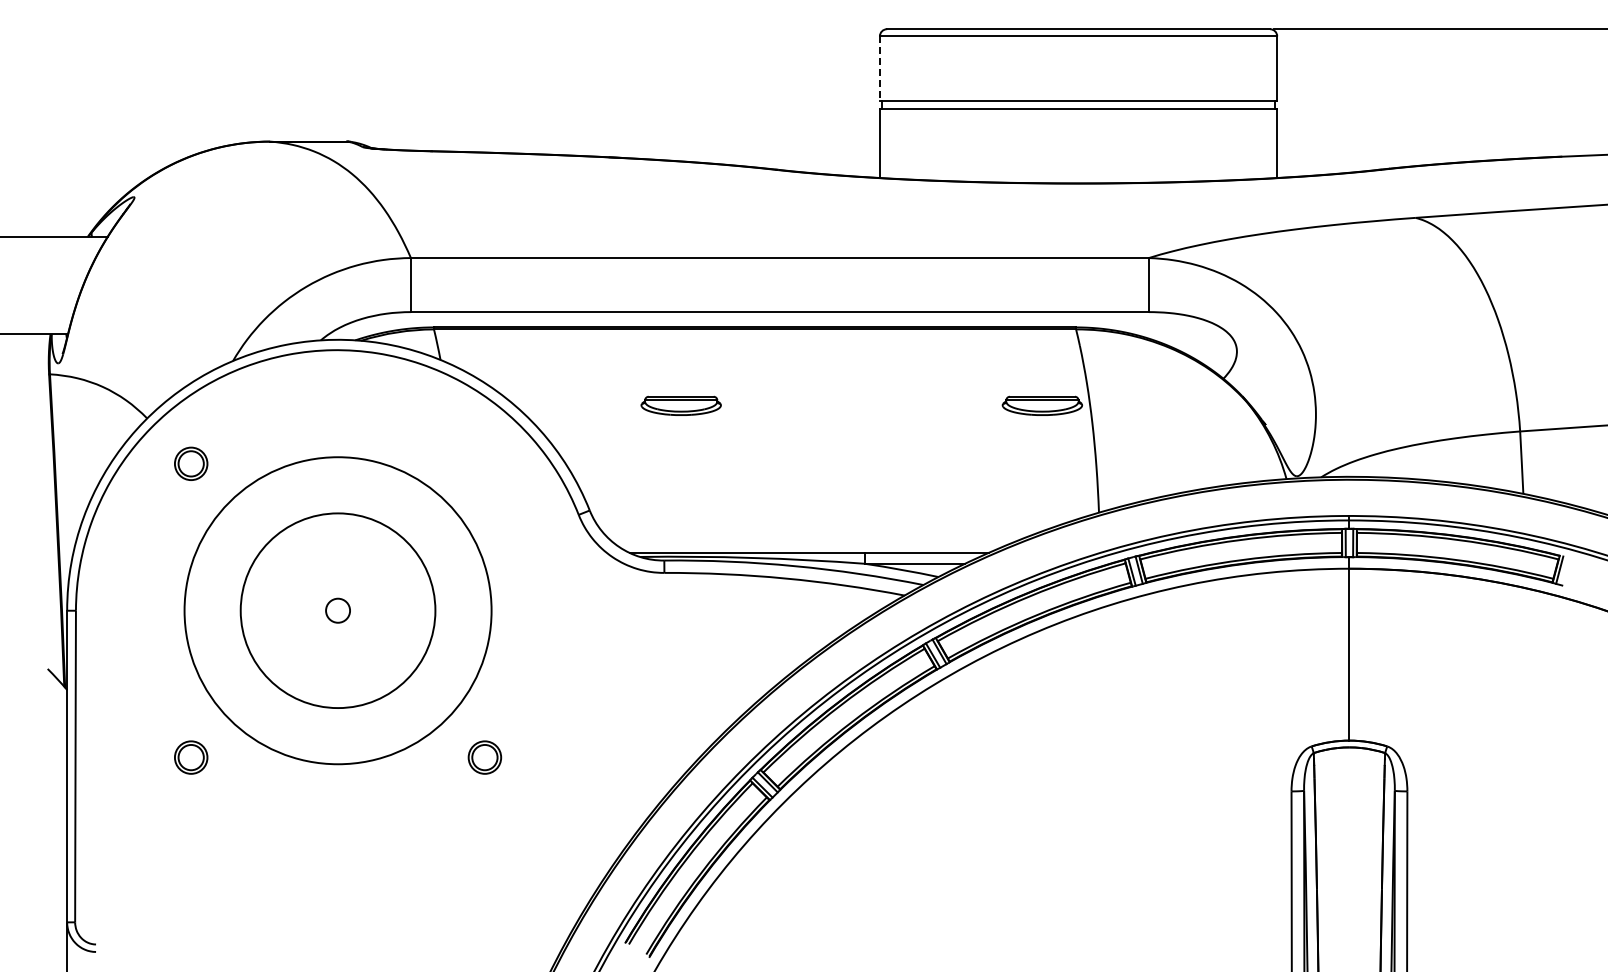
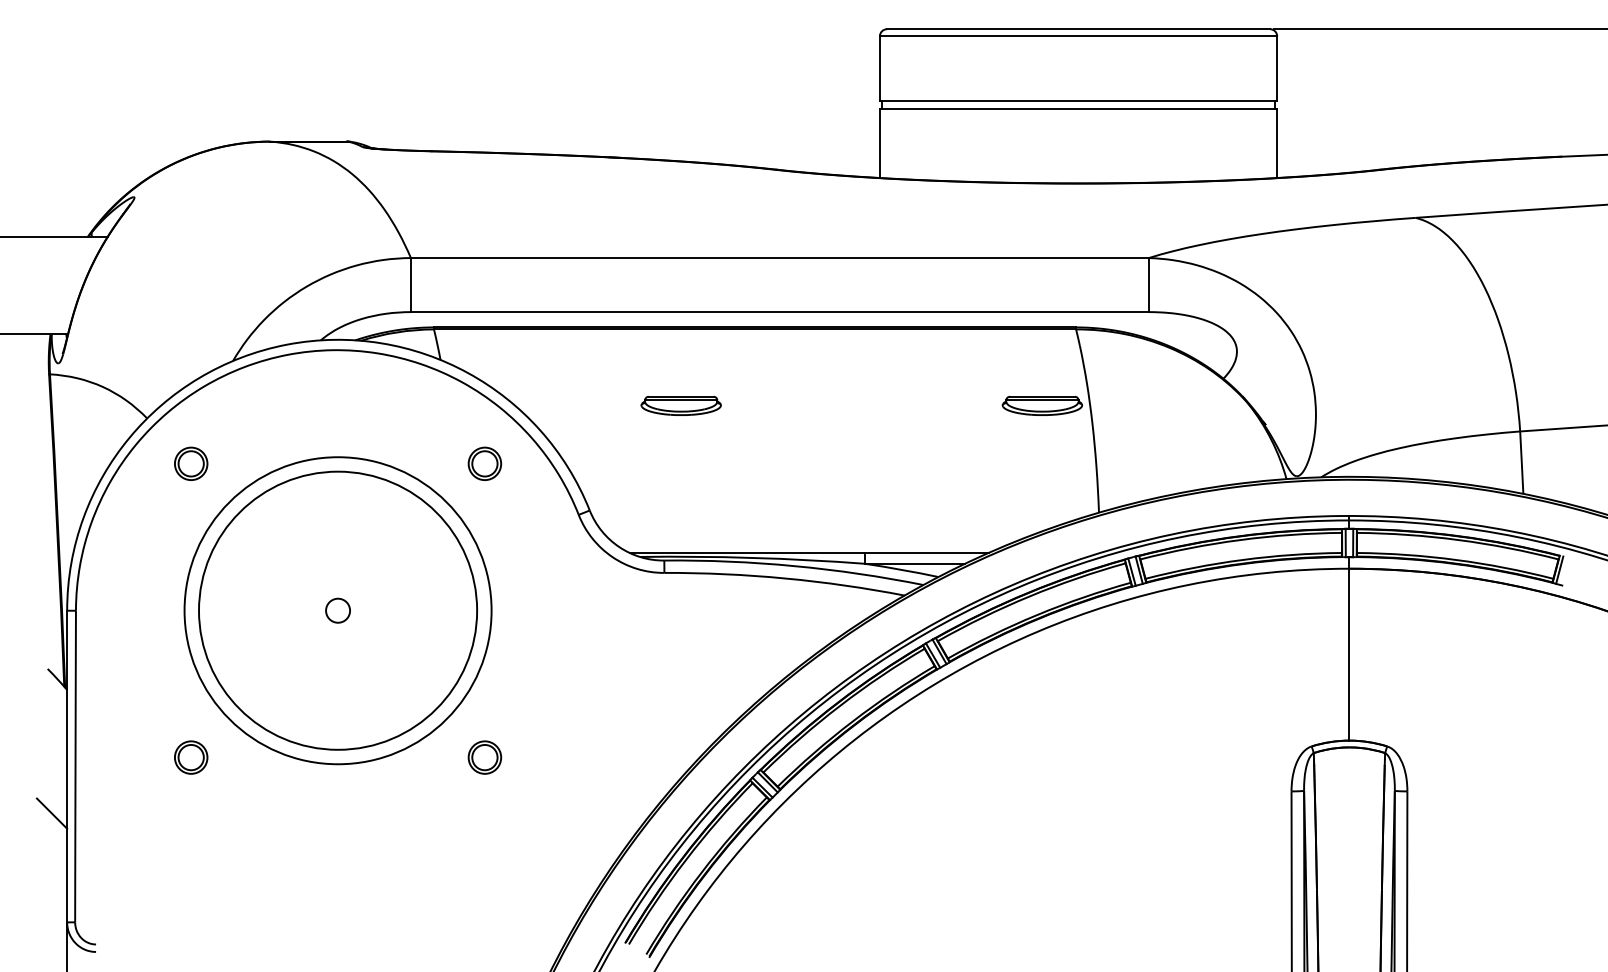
line: dashed -> solid (879, 68)
part: none -> present (484, 463)
circle diameter: 195 px -> 278 px (338, 610)
line: none -> present (51, 813)
